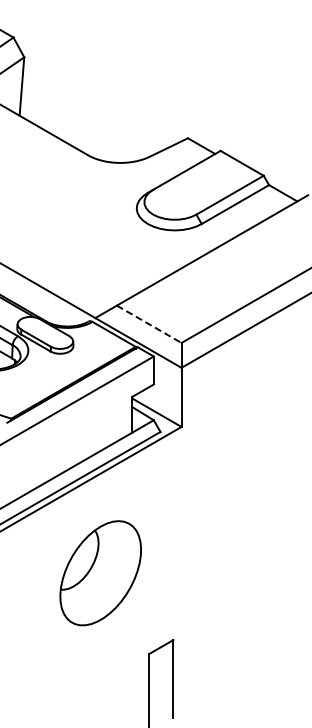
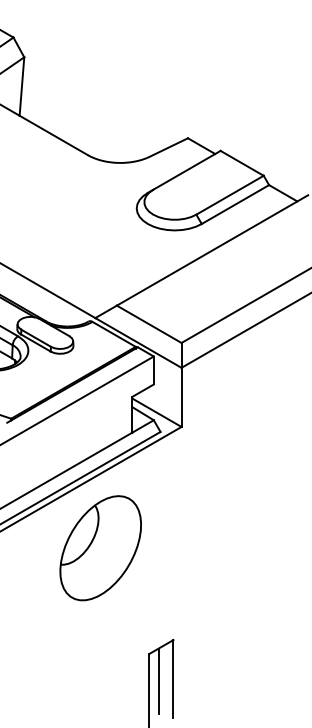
line: dashed -> solid (149, 324)
part position: (100, 573) -> (100, 548) (100, 548)
line: none -> present (158, 680)
